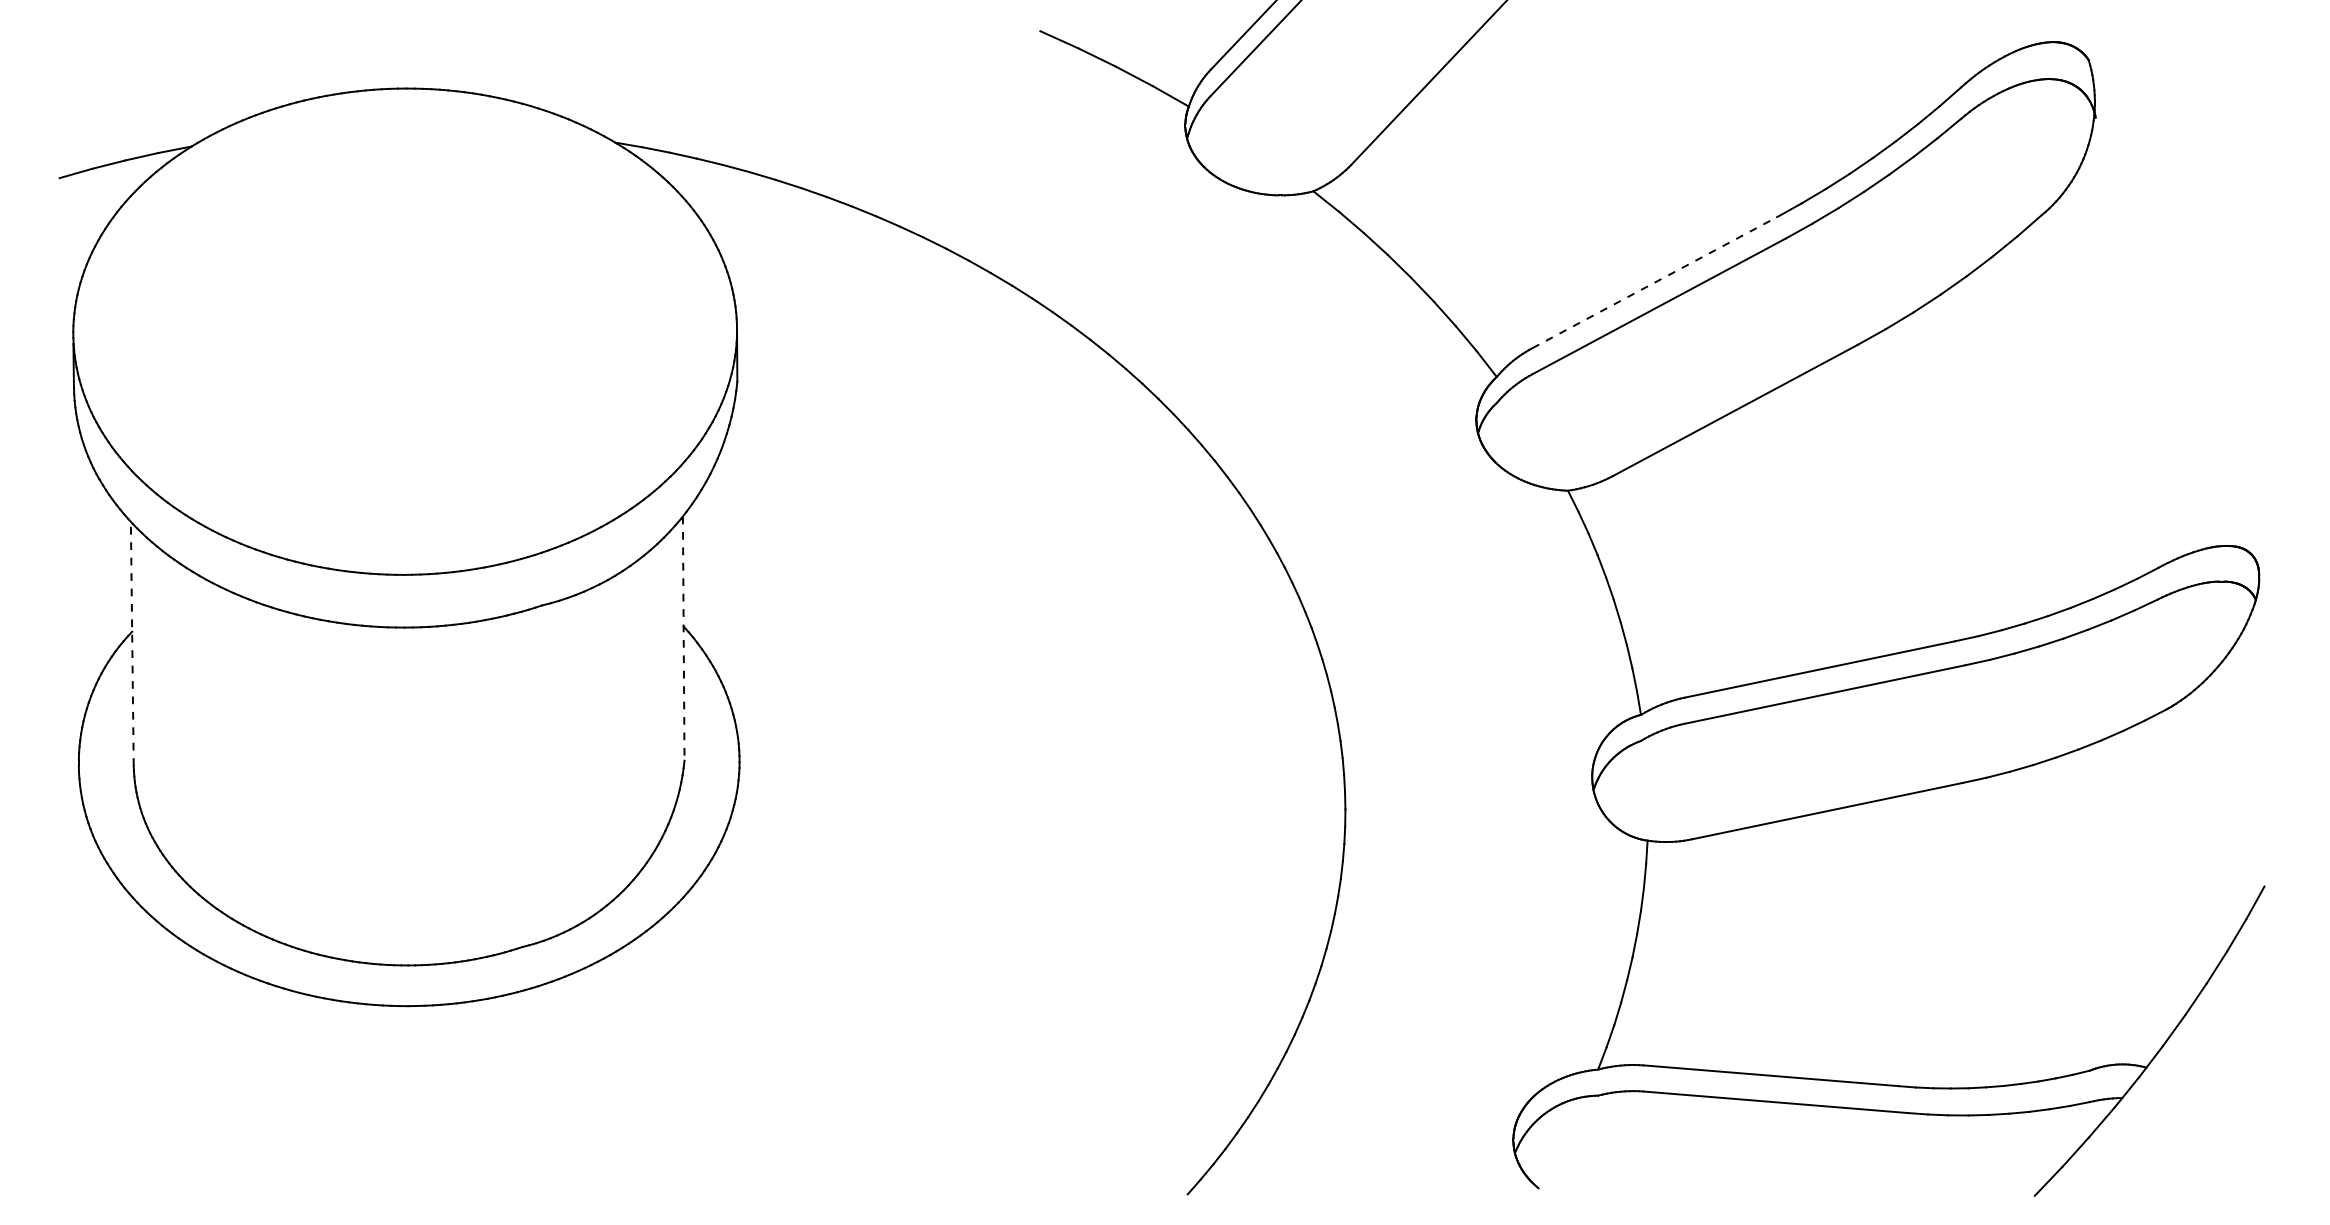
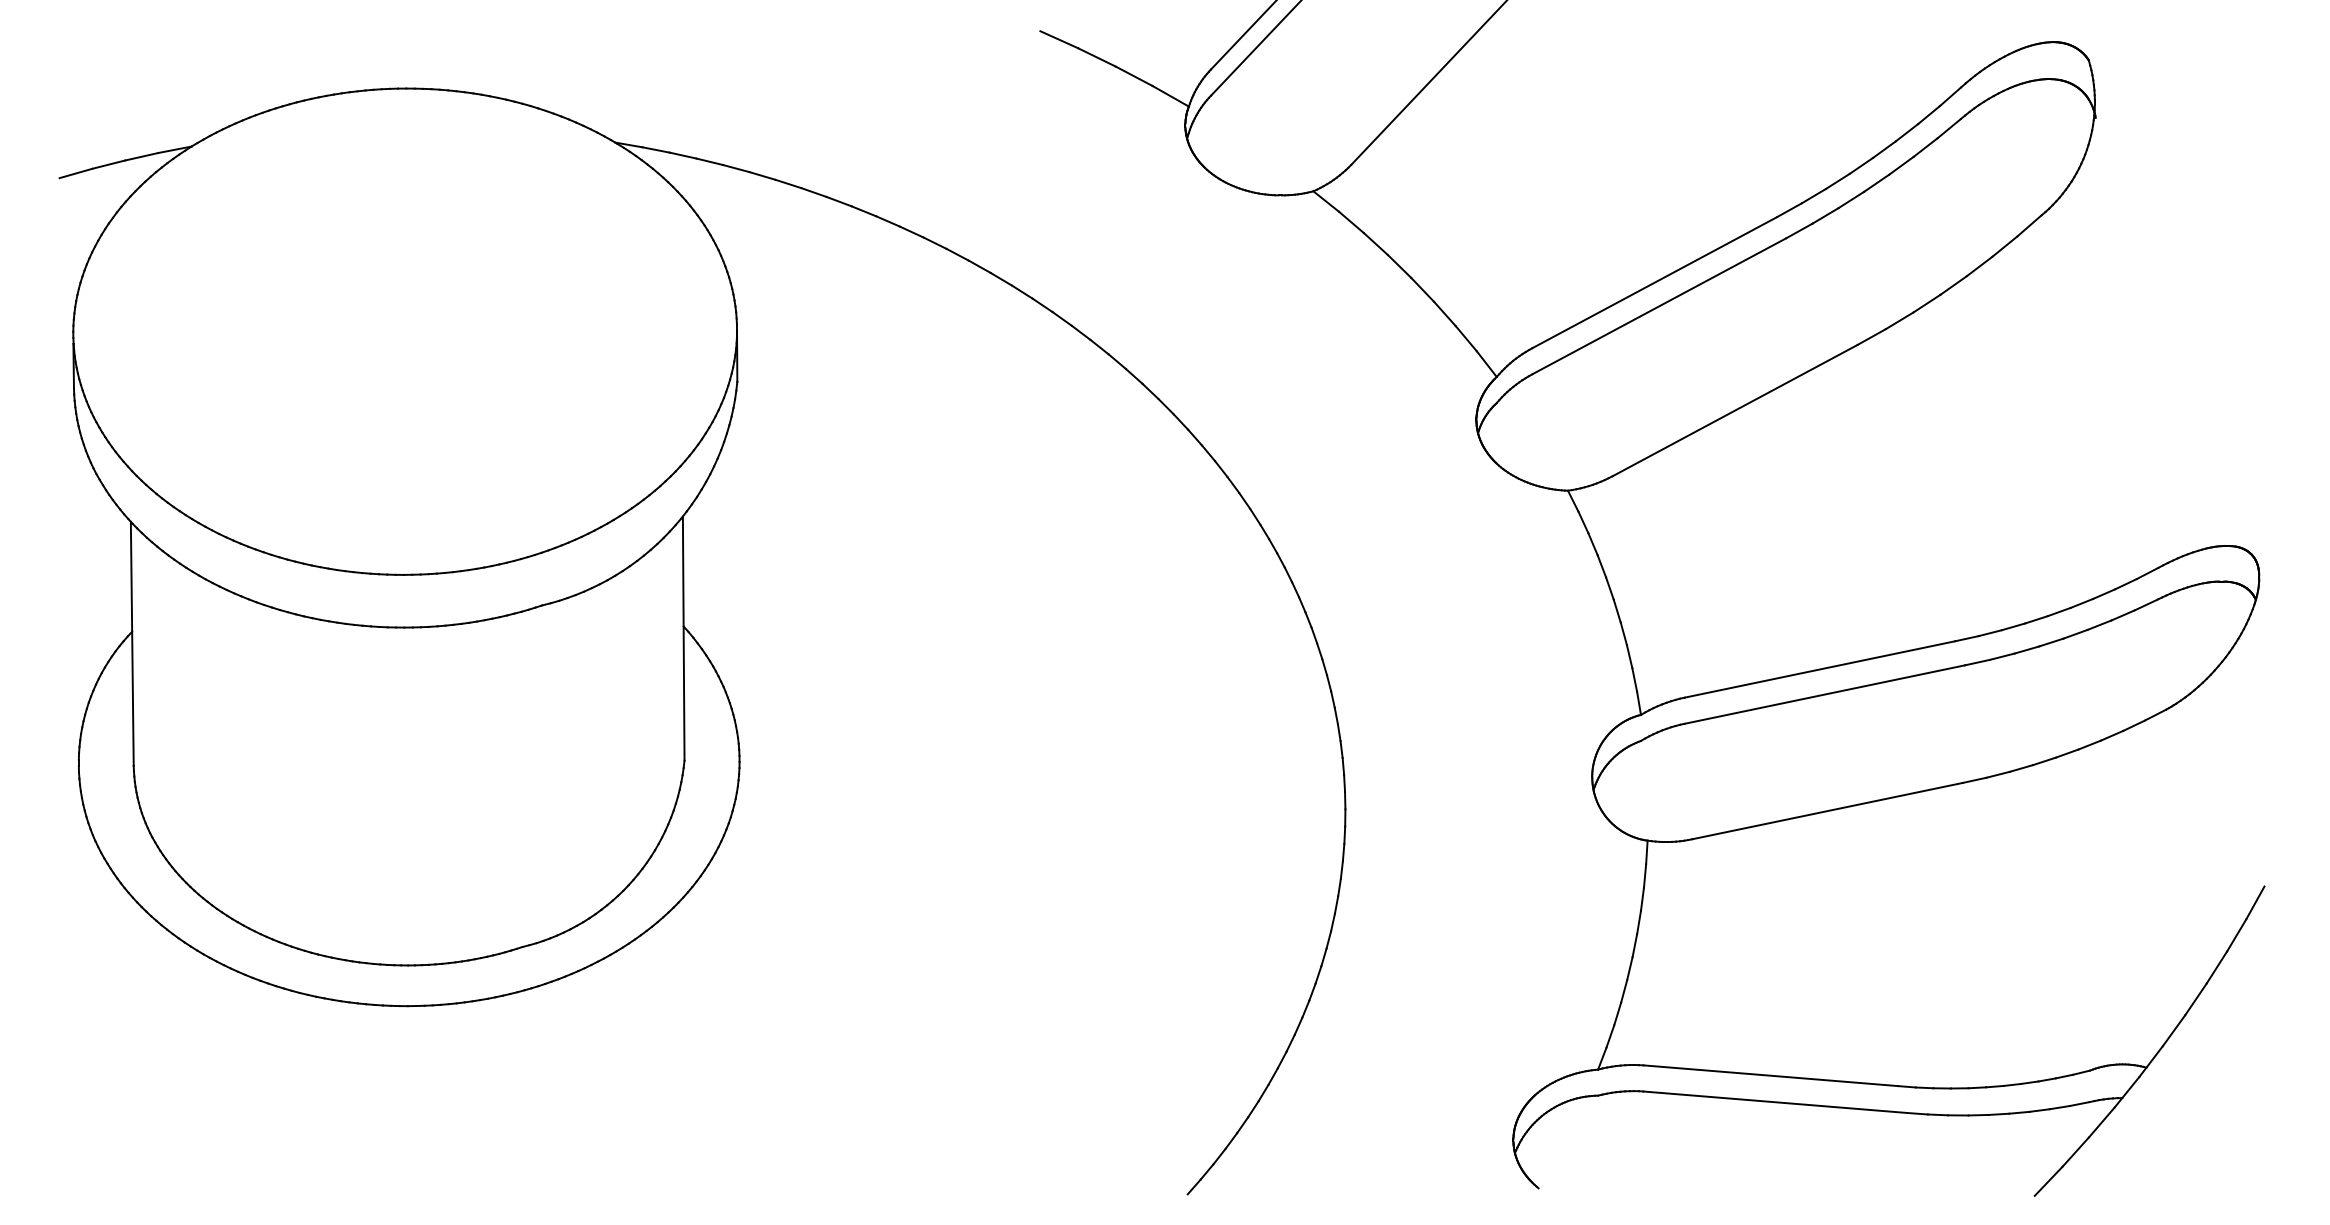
line: dashed -> solid (1654, 282)
line: dashed -> solid (683, 639)
line: dashed -> solid (132, 643)
